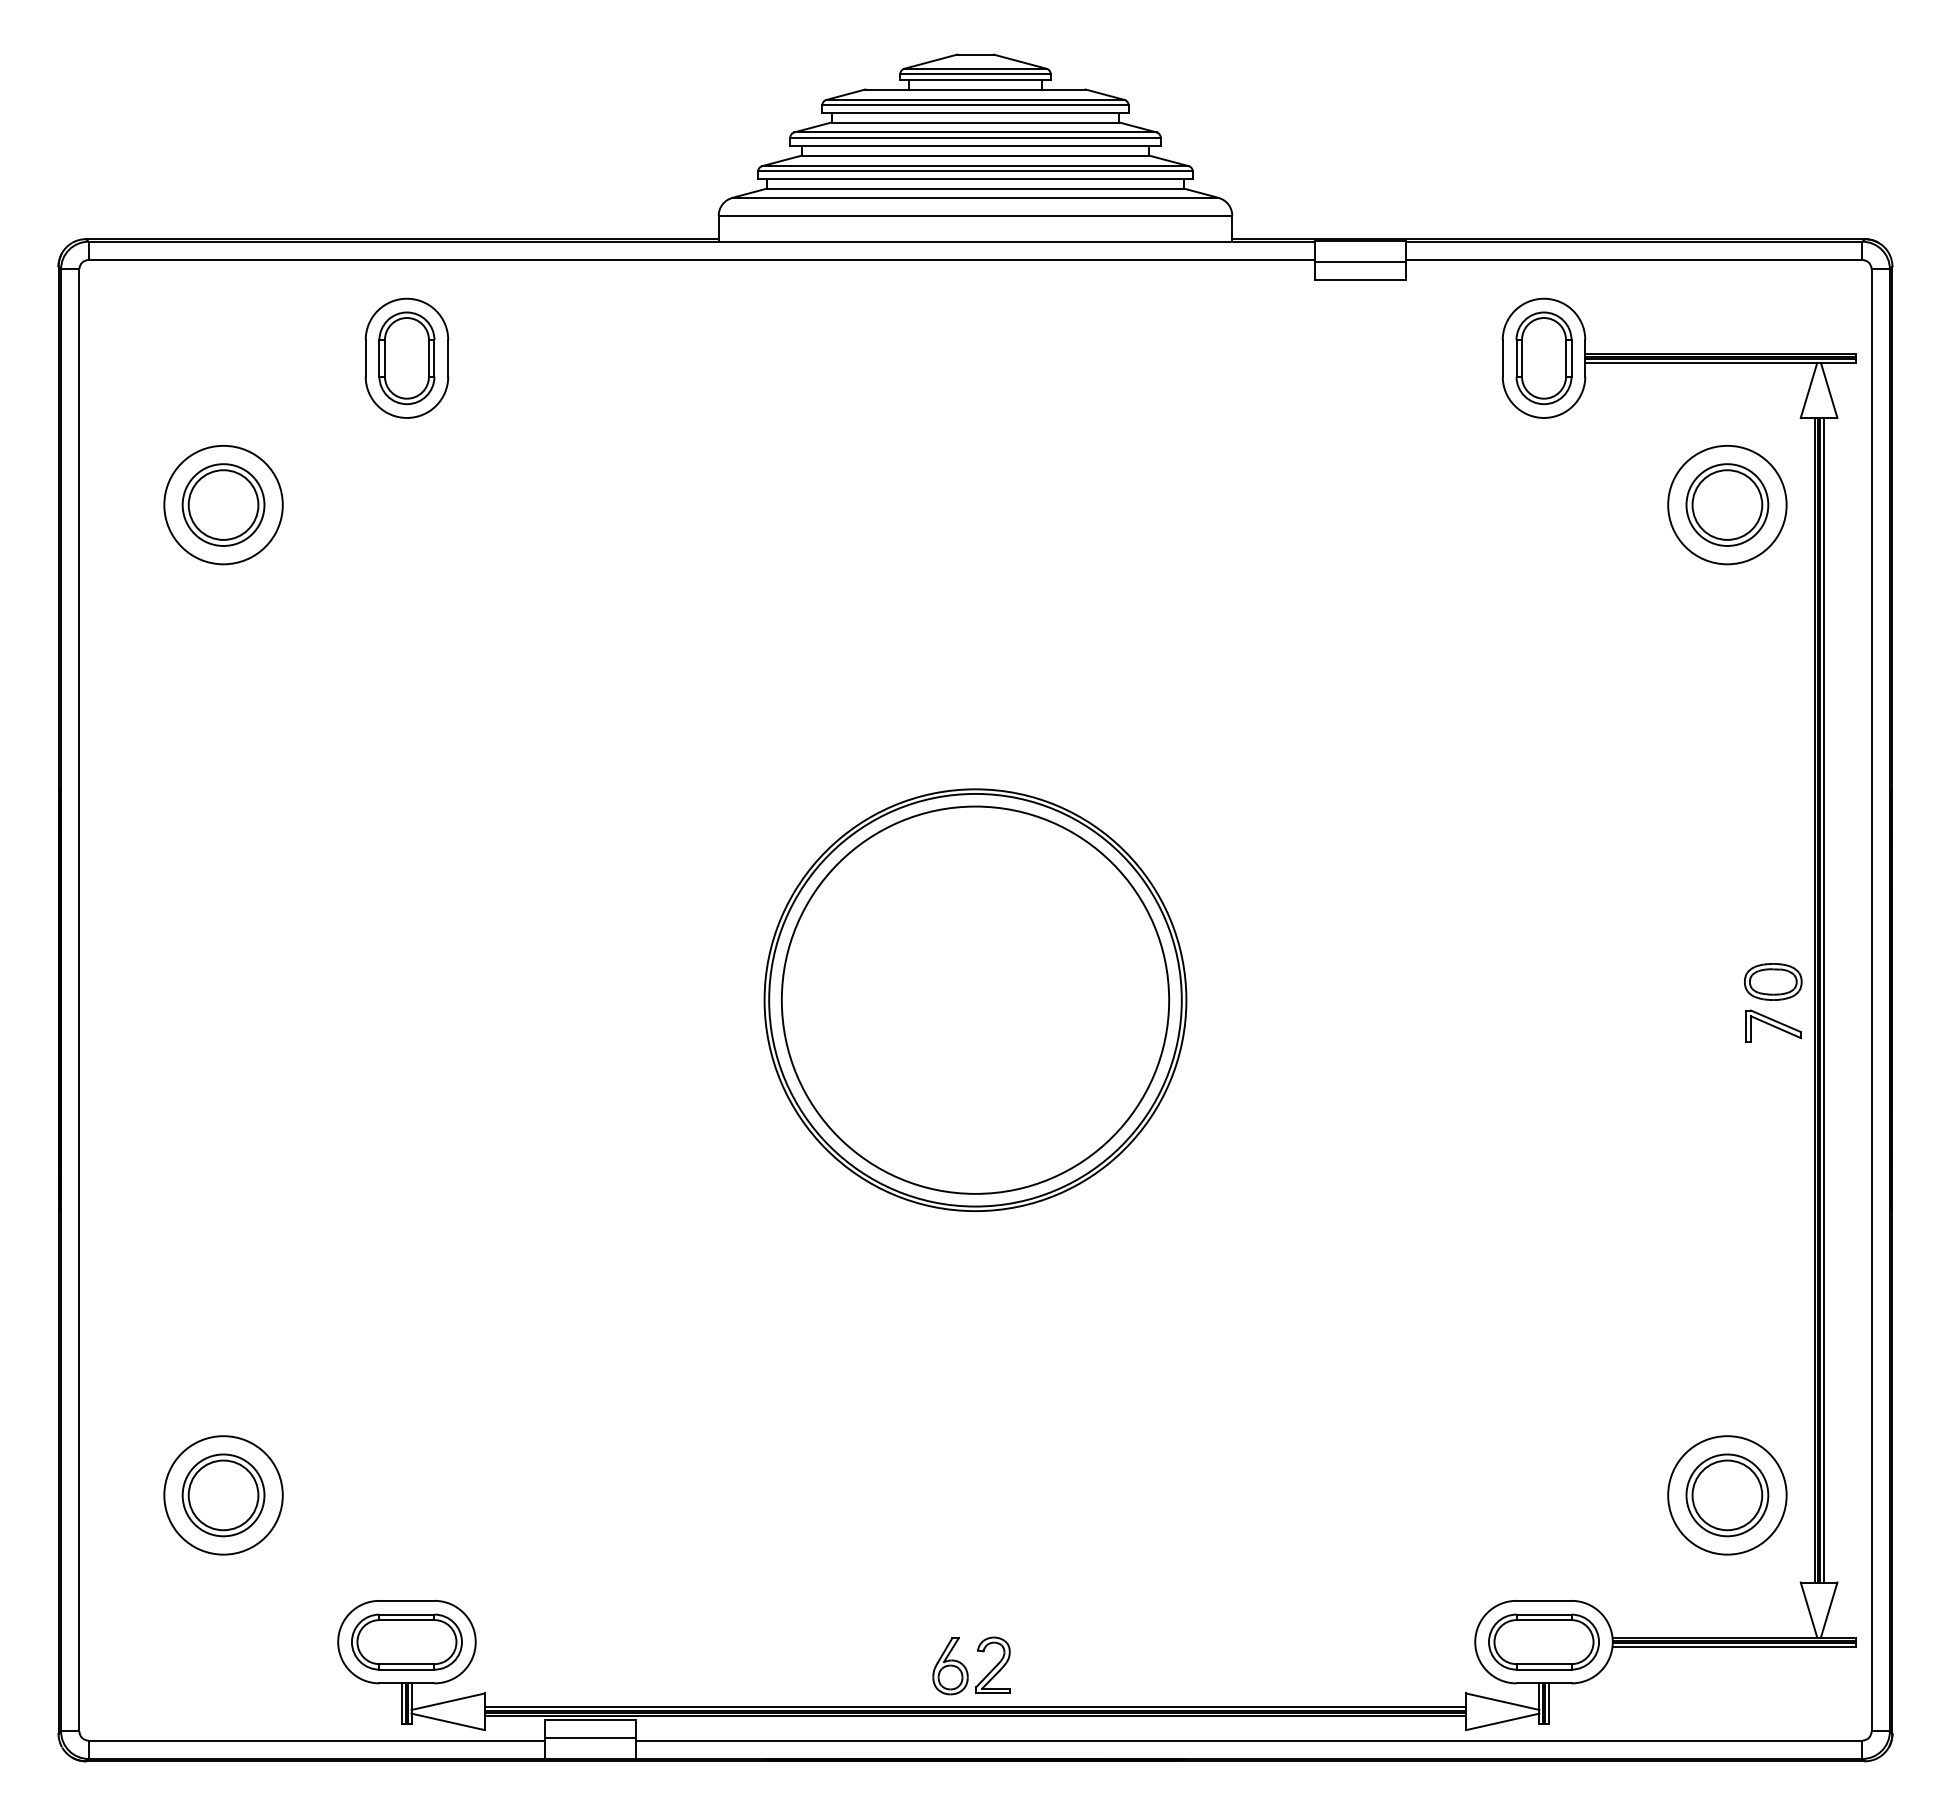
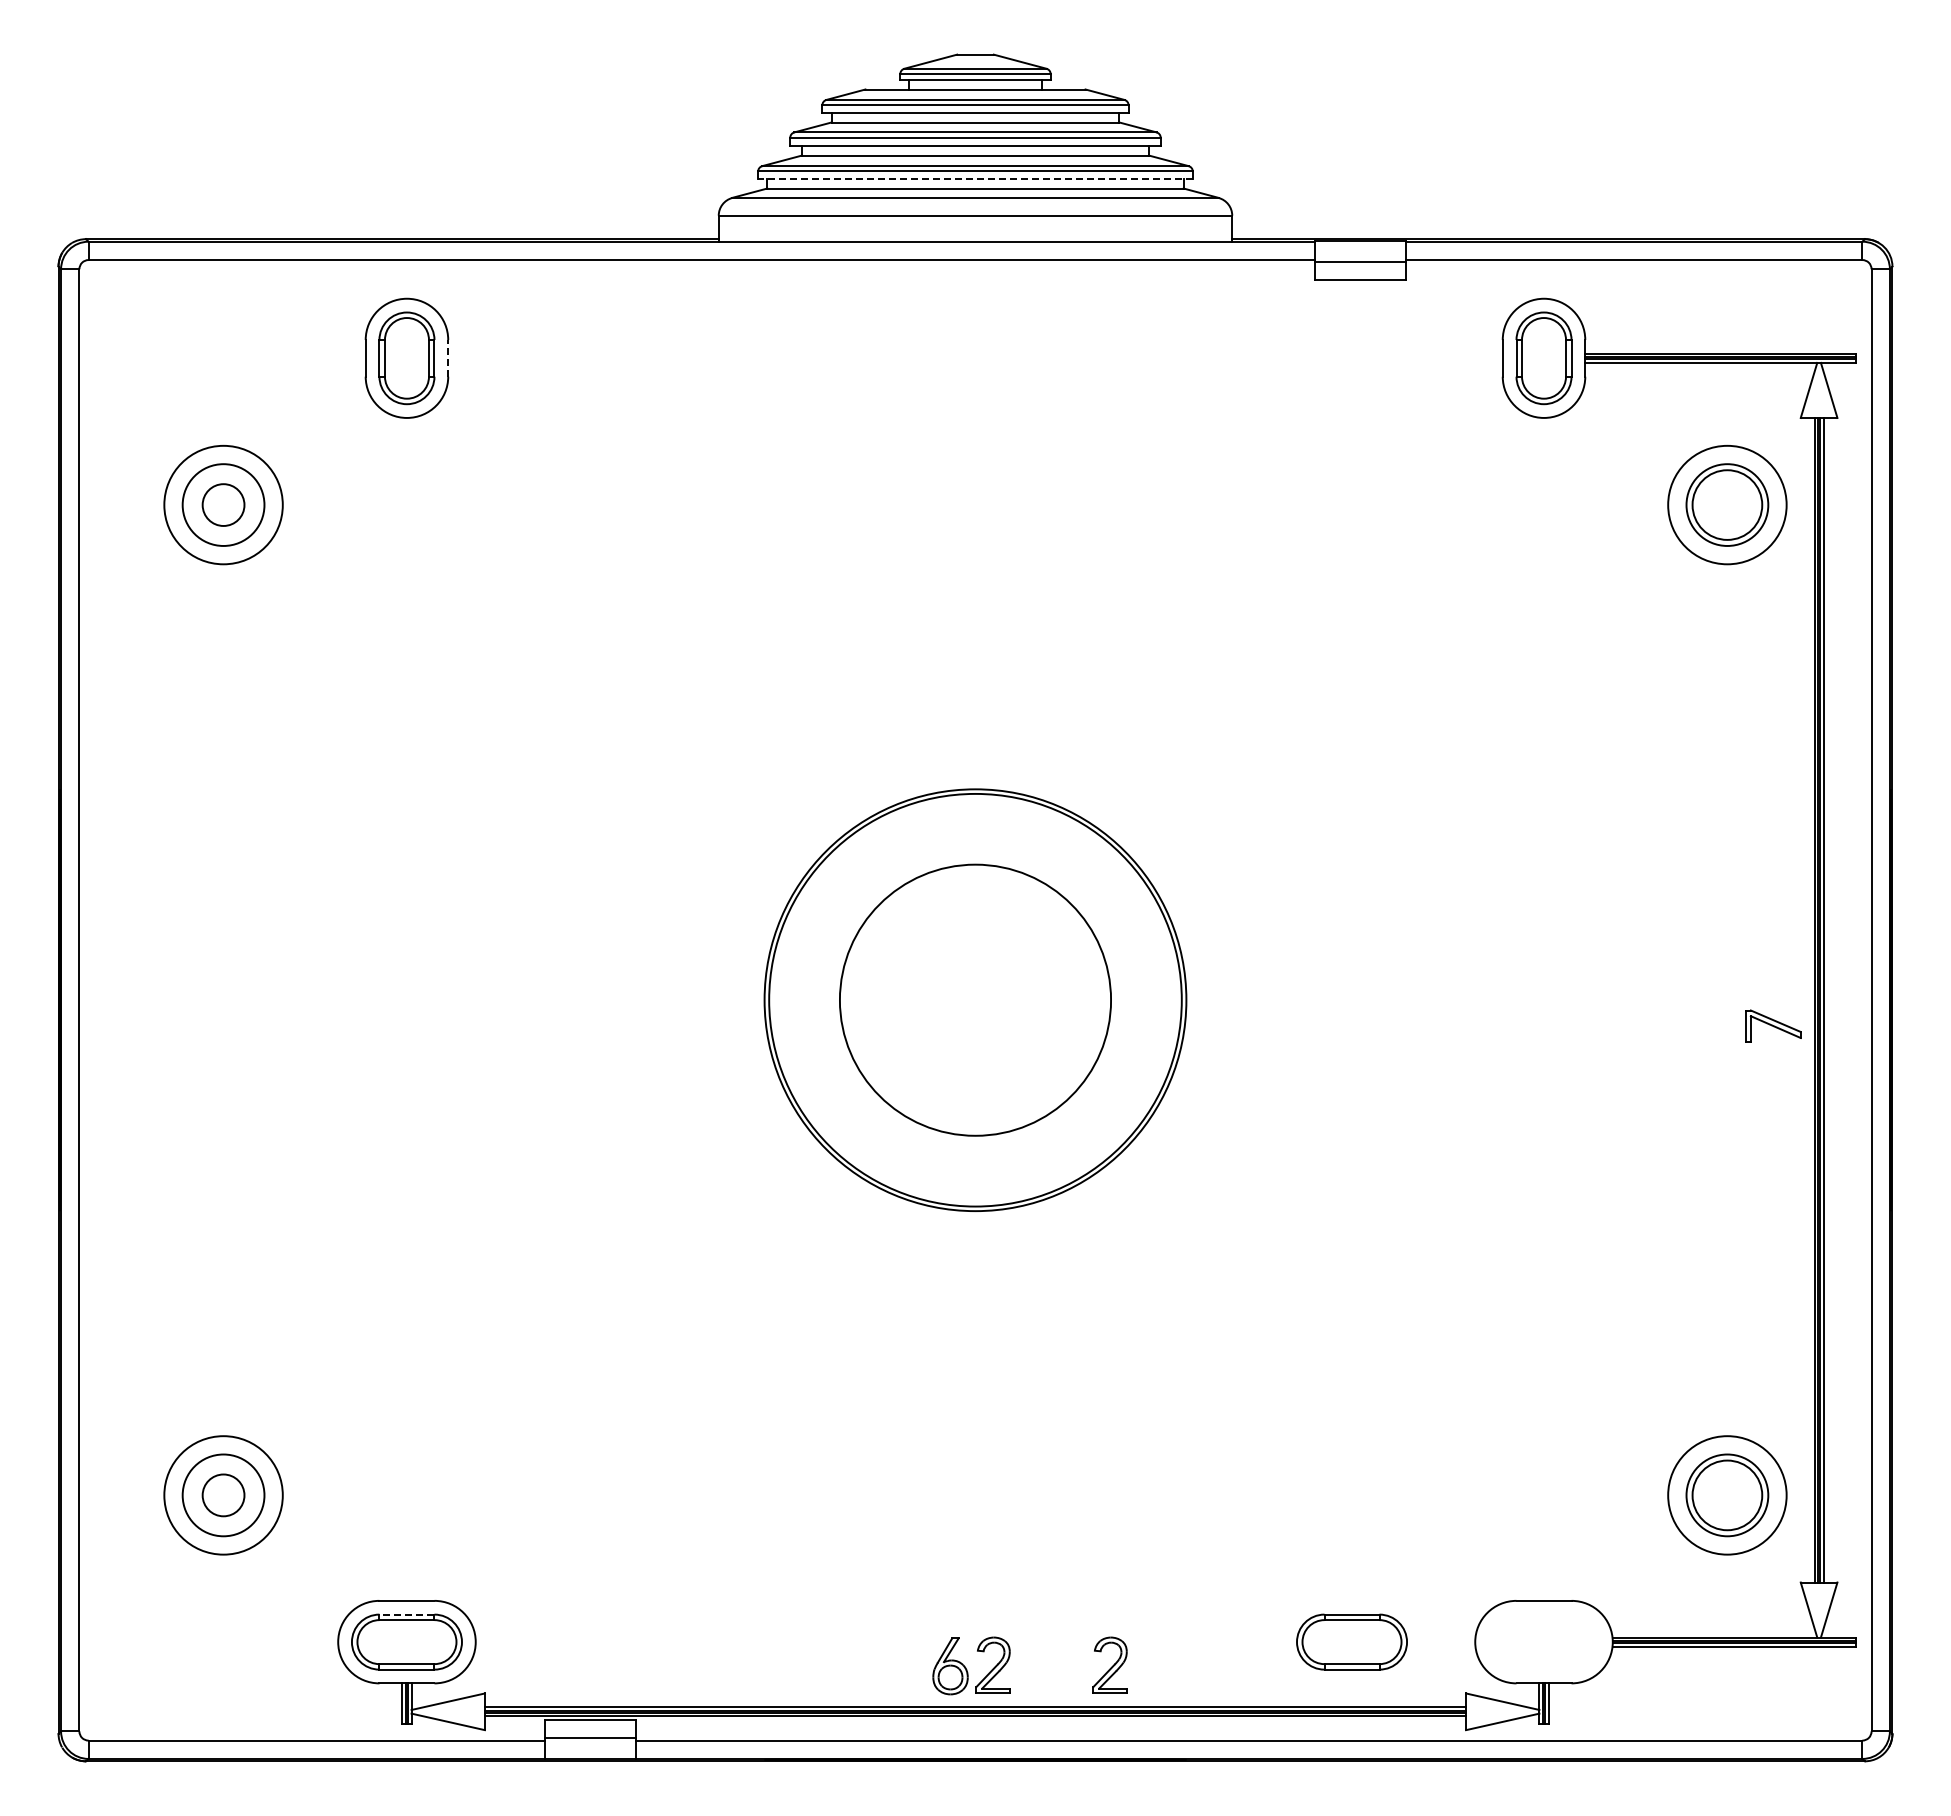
line: solid -> dashed (975, 179)
line: solid -> dashed (448, 357)
circle diameter: 70 px -> 42 px (223, 504)
part: present -> none (1773, 981)
circle diameter: 387 px -> 271 px (975, 999)
circle diameter: 70 px -> 42 px (223, 1495)
line: solid -> dashed (406, 1614)
part position: (1543, 1641) -> (1351, 1641) (1351, 1641)
part: none -> present (1109, 1664)
